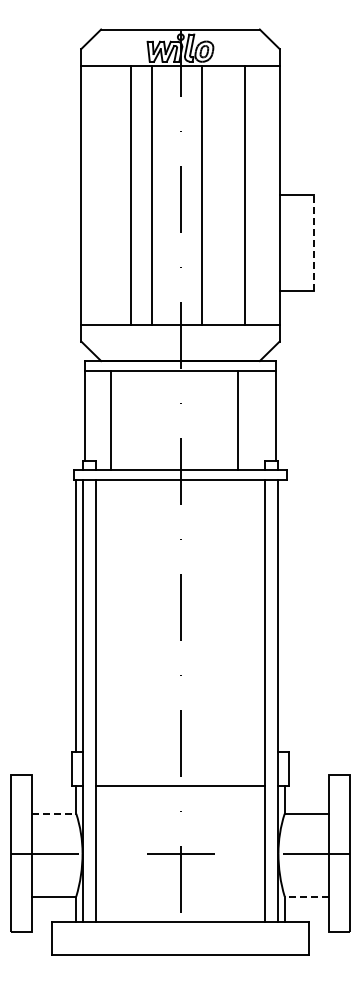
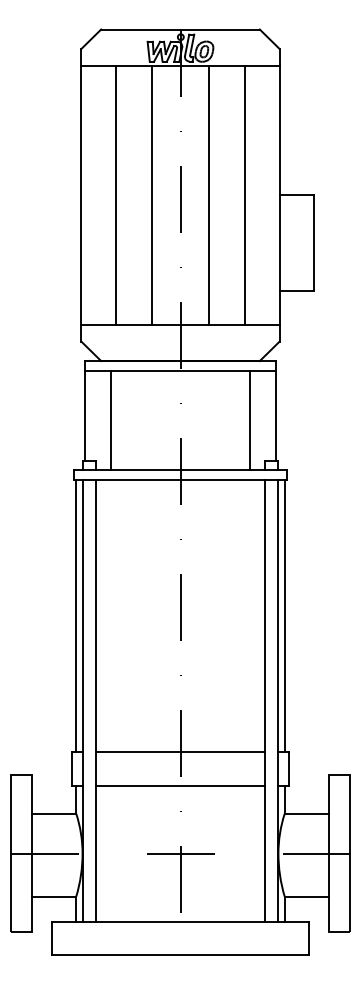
line position: (131, 194) -> (116, 194) (116, 194)
line position: (201, 194) -> (208, 194) (208, 194)
line: dashed -> solid (313, 242)
line position: (237, 420) -> (249, 420) (249, 420)
line: none -> present (284, 615)
line: none -> present (180, 751)
line: dashed -> solid (54, 813)
line: dashed -> solid (306, 896)
